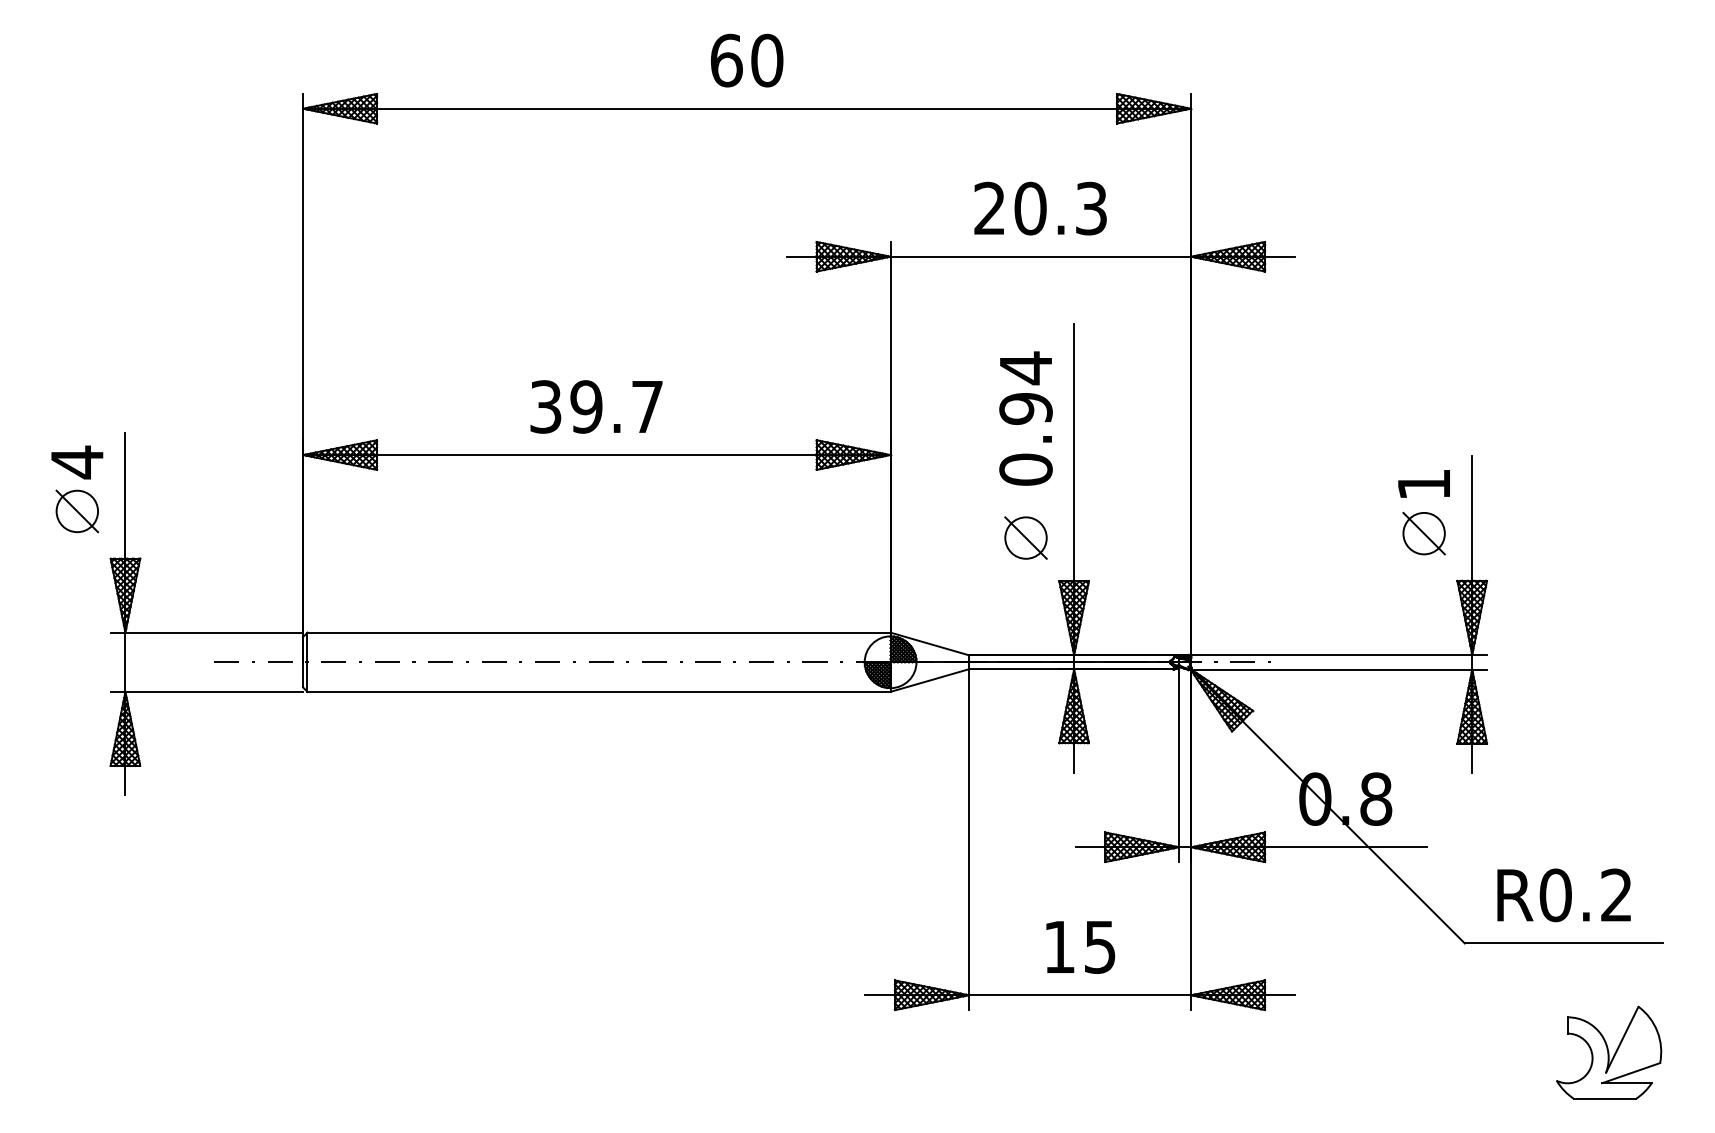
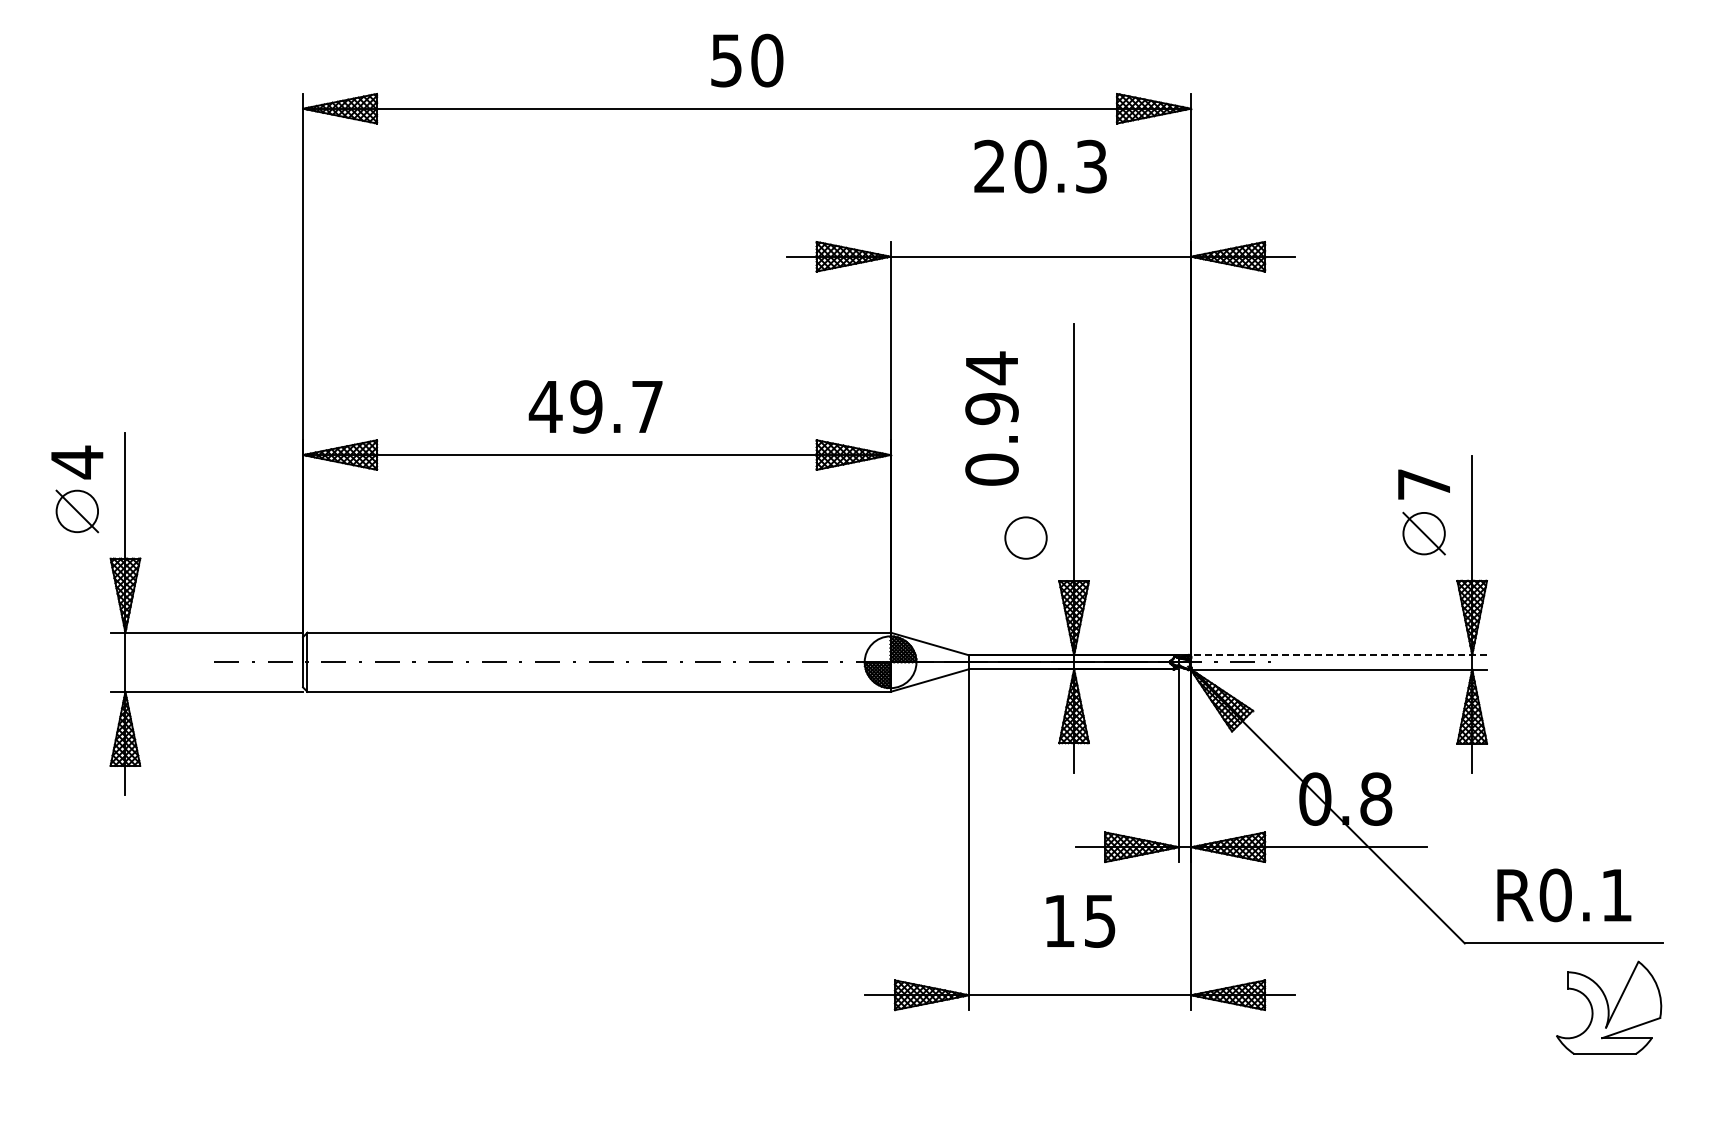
text: 60 -> 50 (726, 60)
text position: (1040, 208) -> (1040, 166) (1040, 166)
text: 39.7 -> 49.7 (545, 406)
text position: (1025, 418) -> (991, 418) (991, 418)
text: 1 -> 7 (1423, 484)
line: present -> none (1025, 537)
line: solid -> dashed (1337, 654)
text: R0.2 -> R0.1 (1616, 894)
text position: (1080, 947) -> (1080, 921) (1080, 921)
part position: (1609, 1052) -> (1609, 1007) (1609, 1007)
